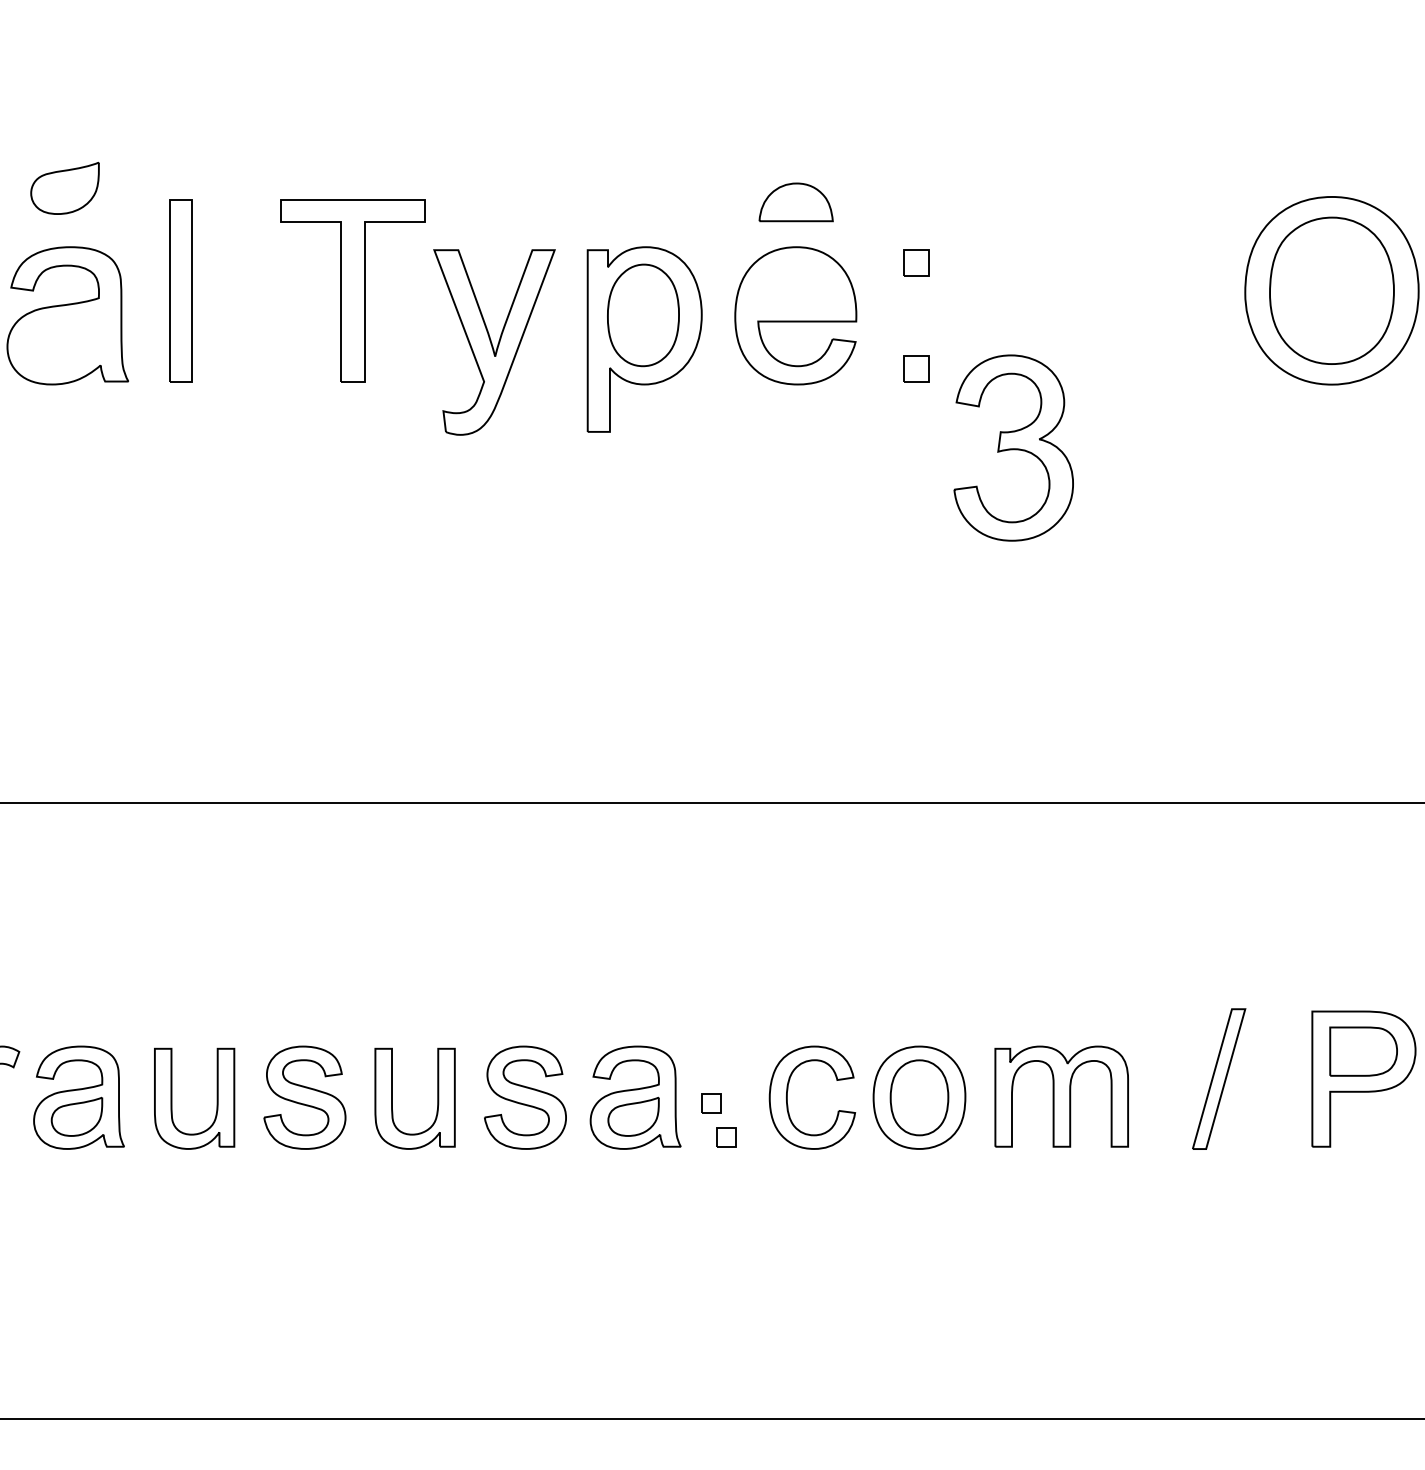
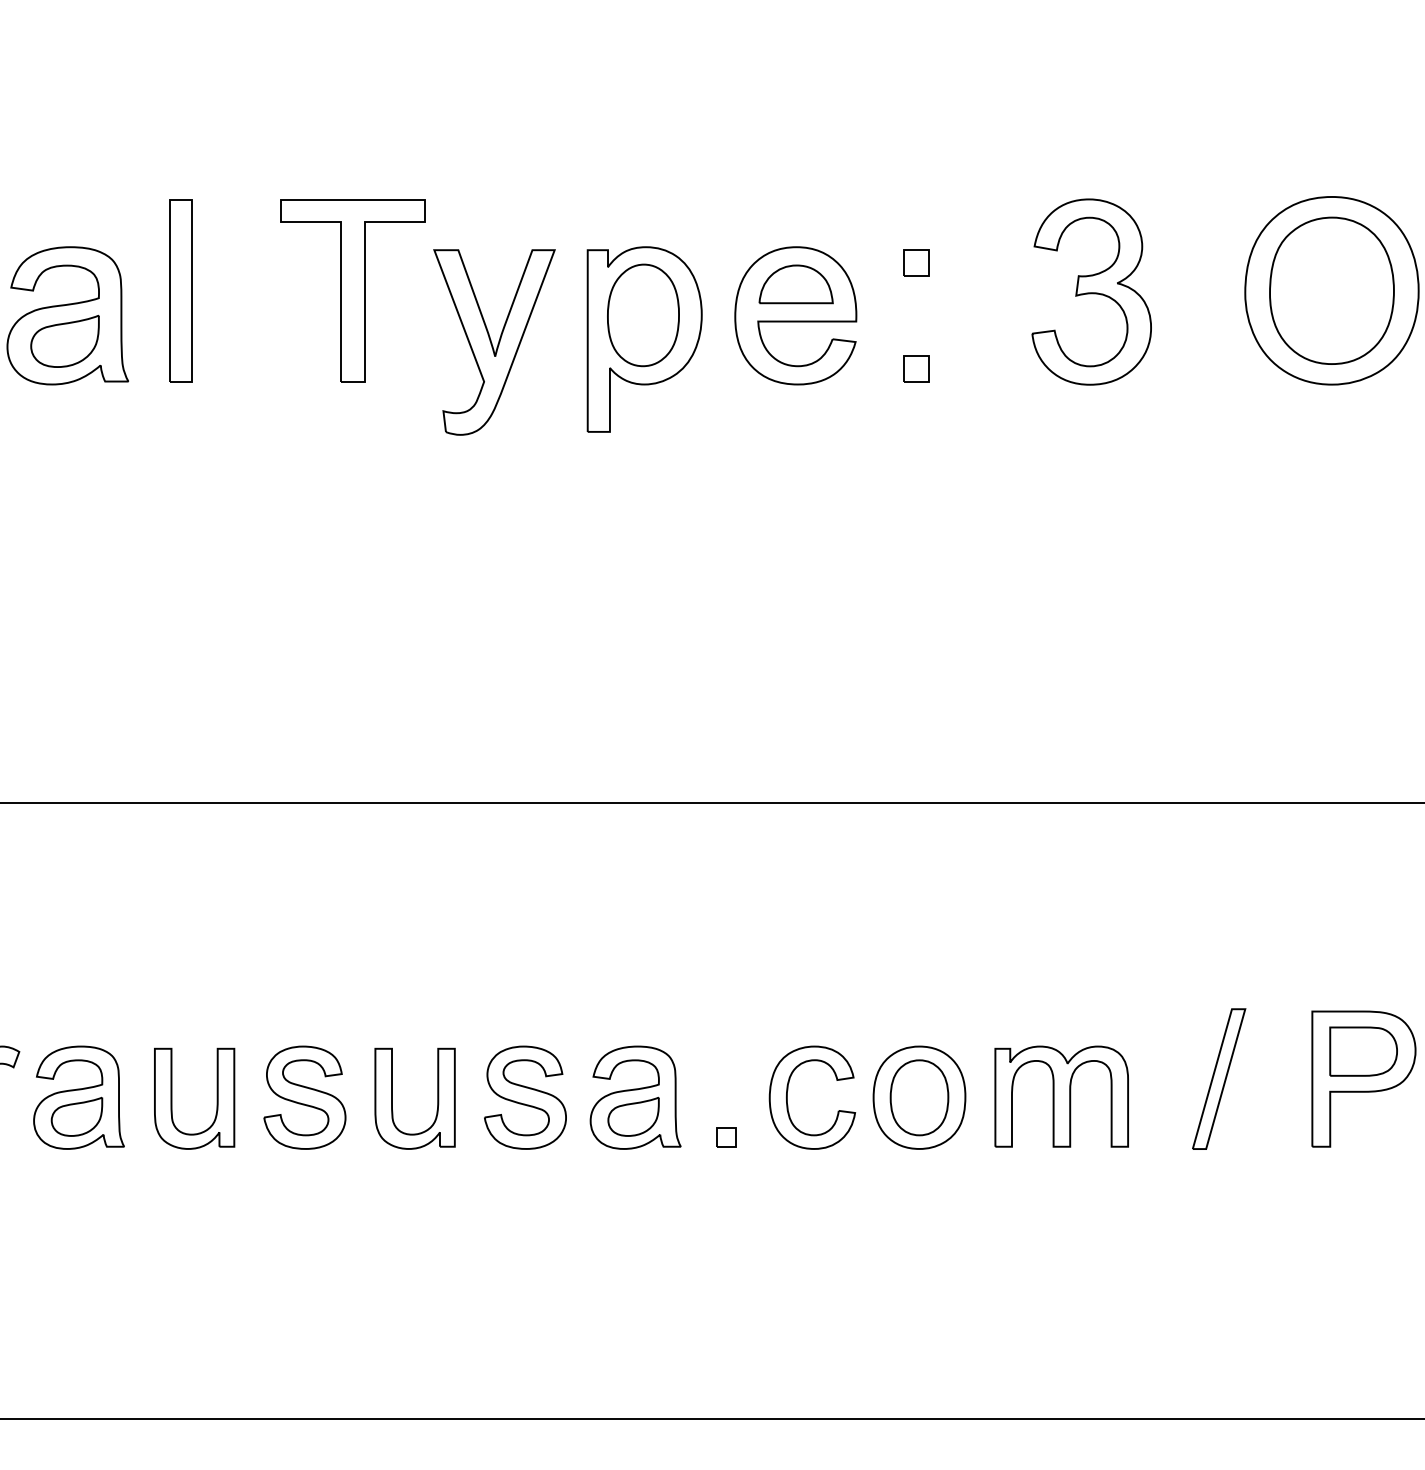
part position: (64, 187) -> (64, 340) (64, 340)
part position: (795, 202) -> (795, 284) (795, 284)
part position: (1013, 447) -> (1091, 291) (1091, 291)
part: present -> none (711, 1103)
